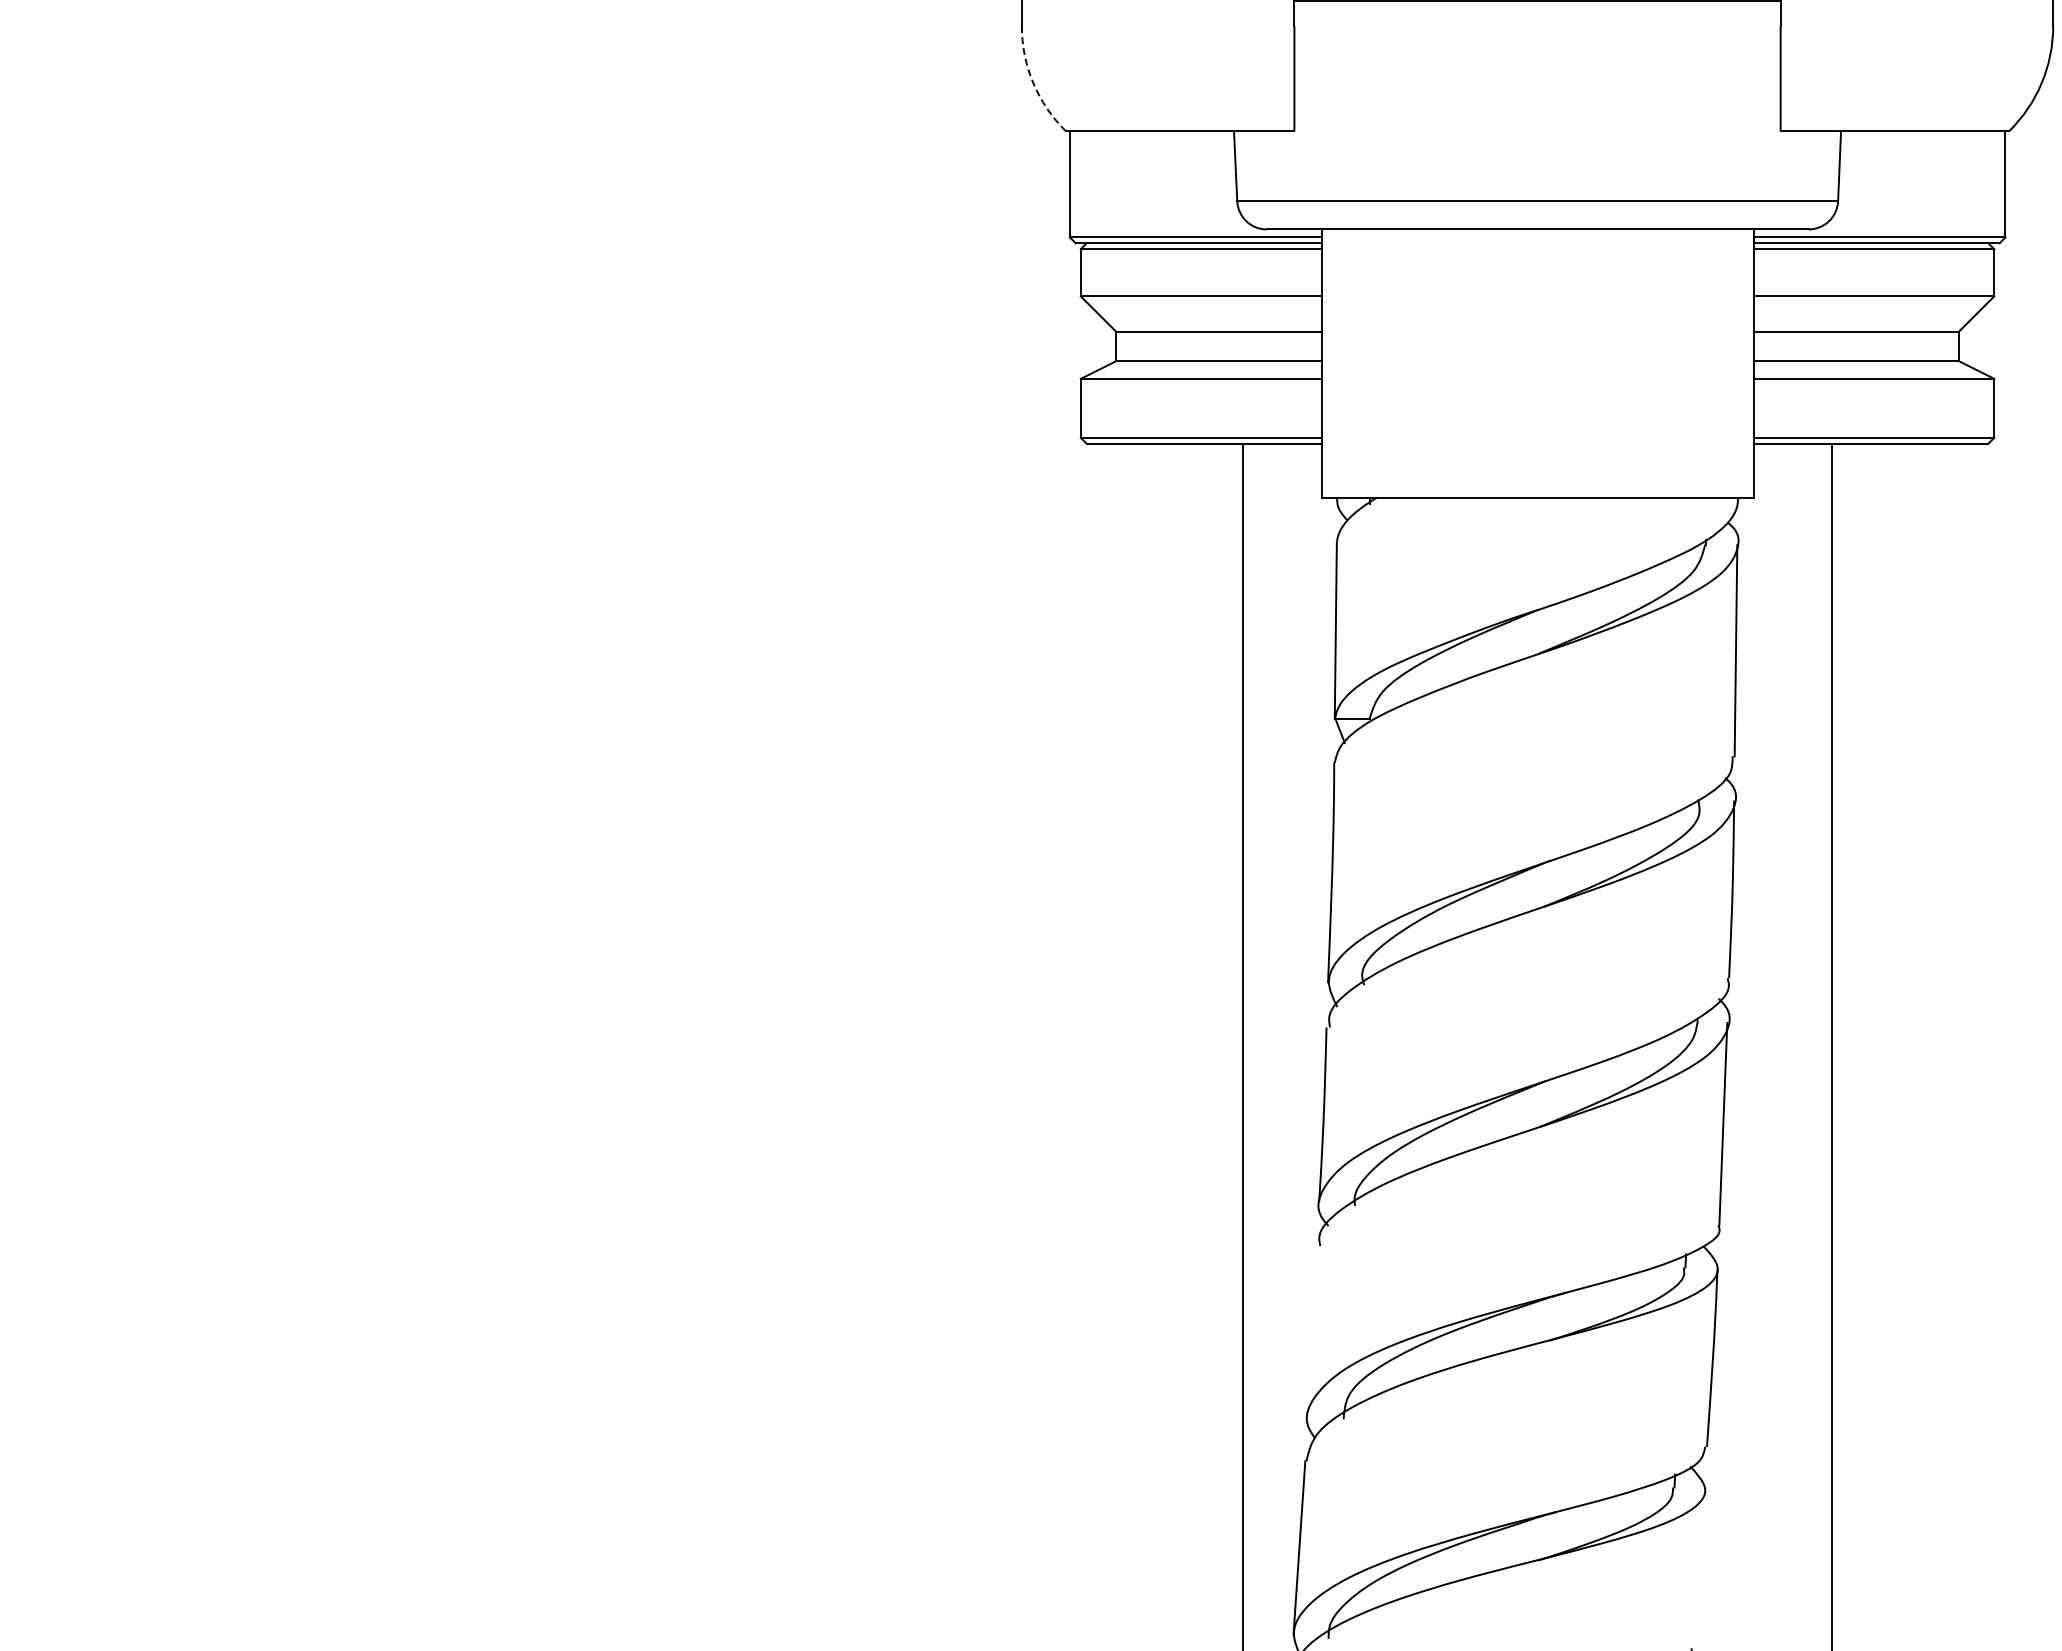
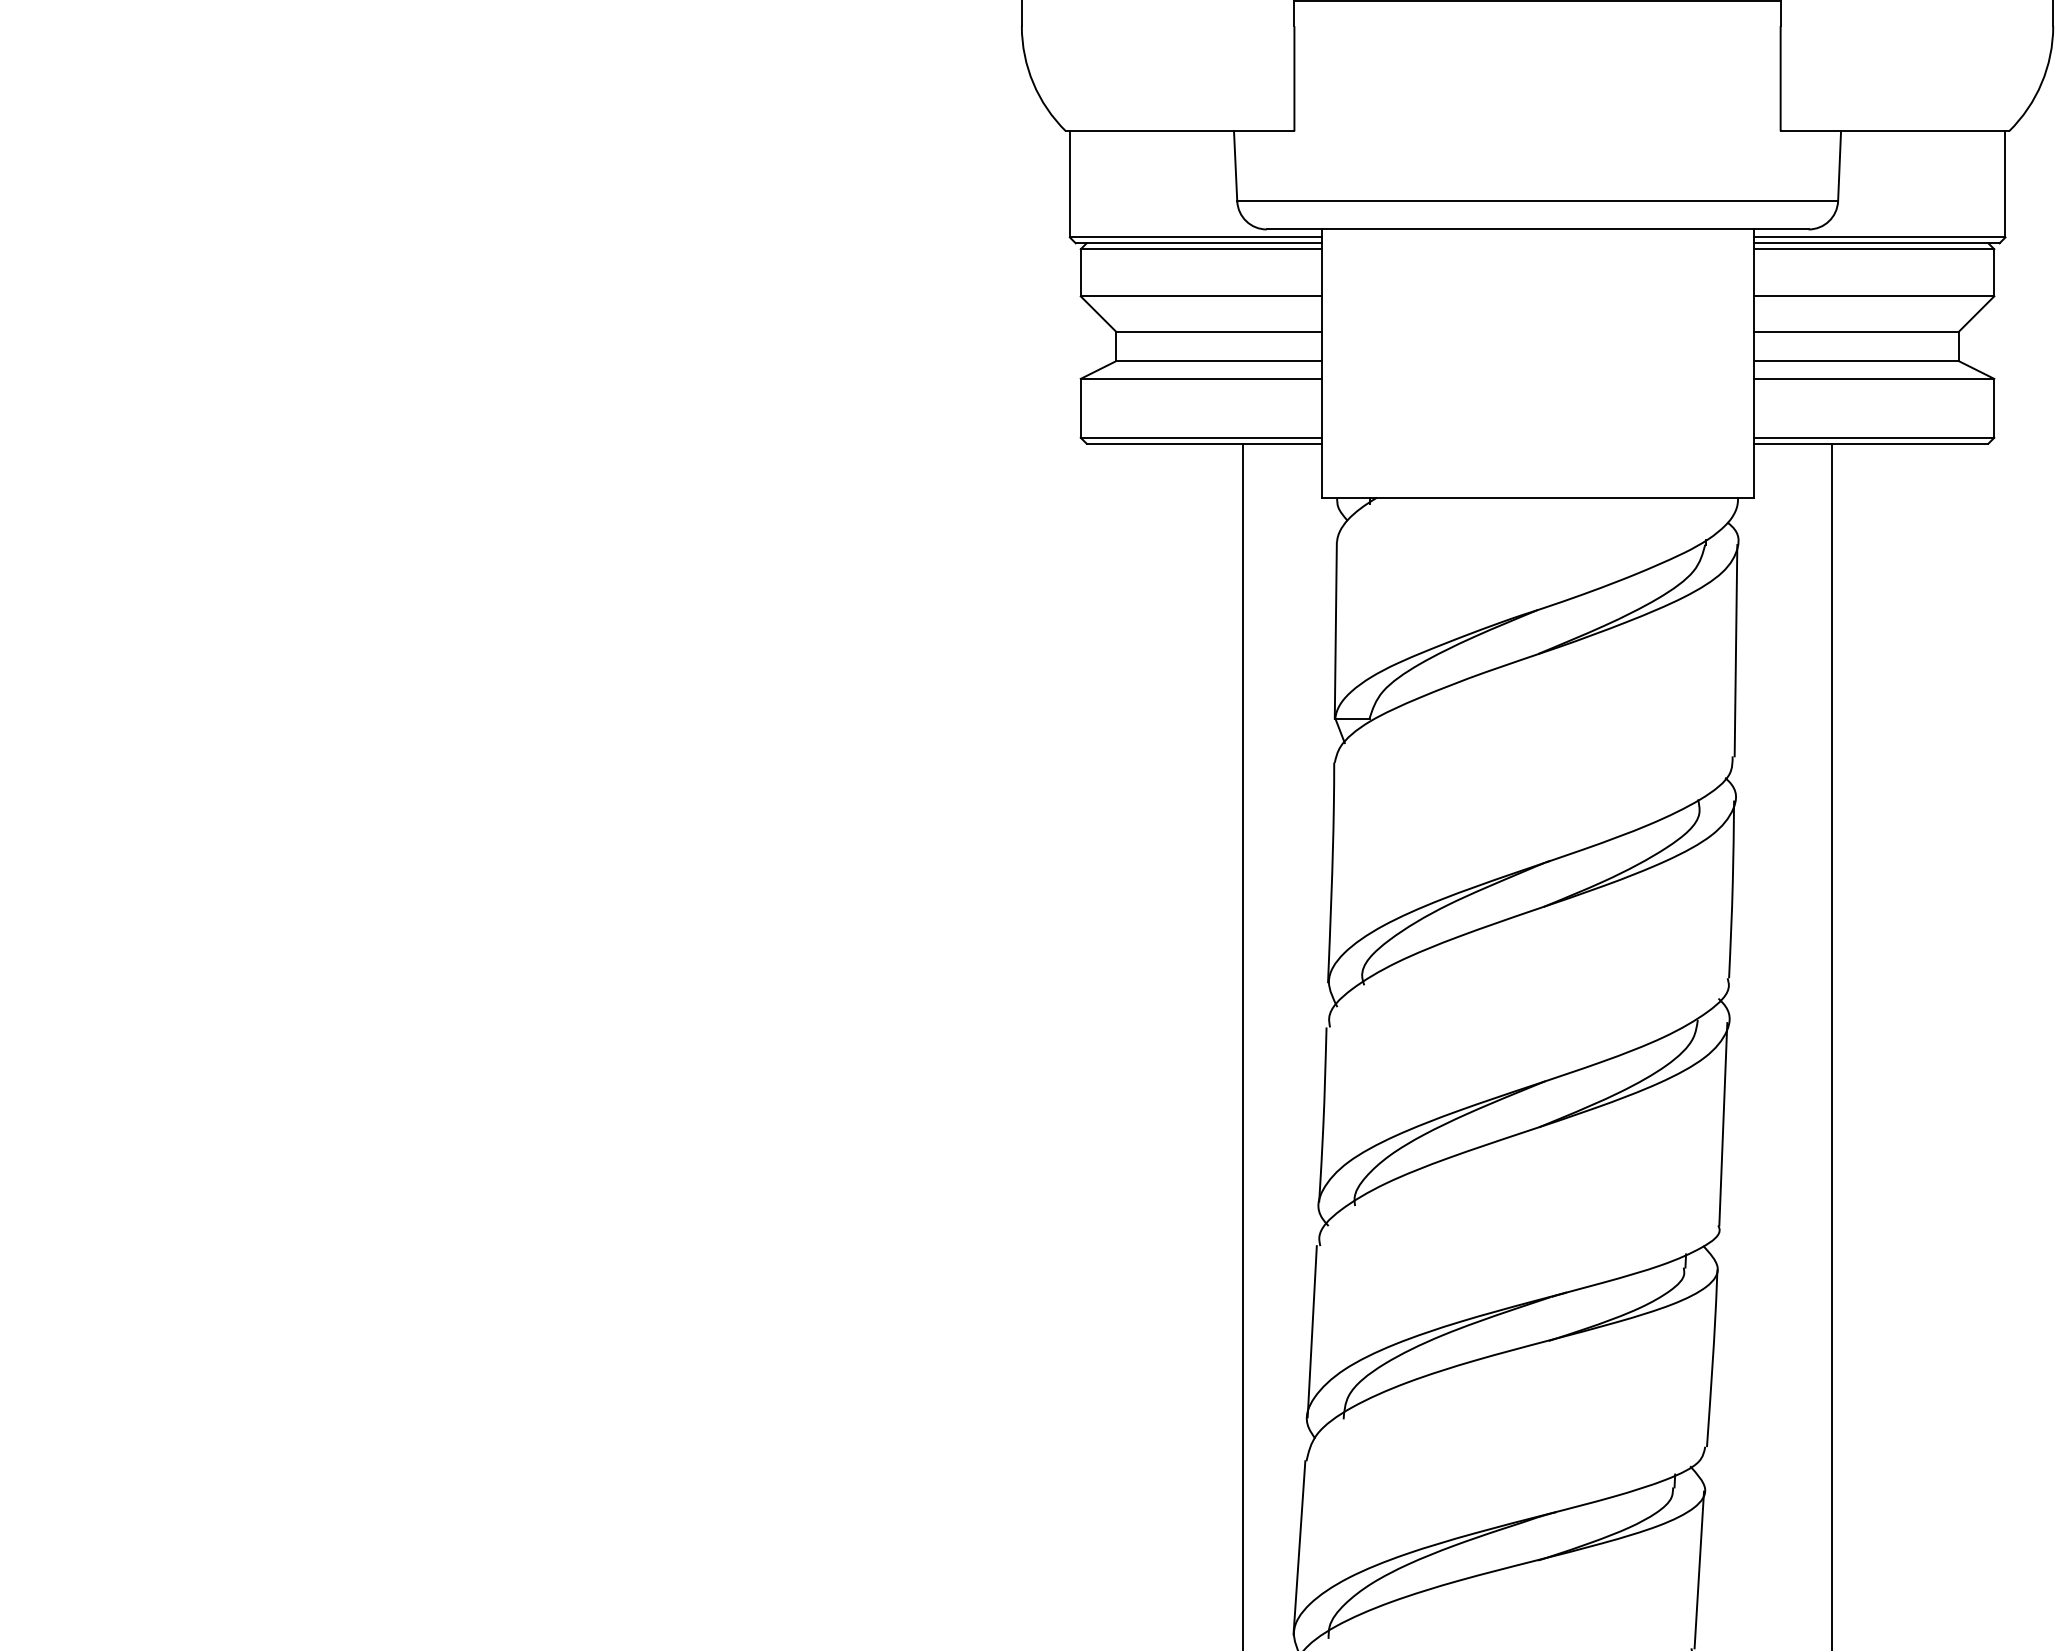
arc: dashed -> solid (1033, 83)
line: none -> present (1311, 1331)
line: none -> present (1699, 1569)
